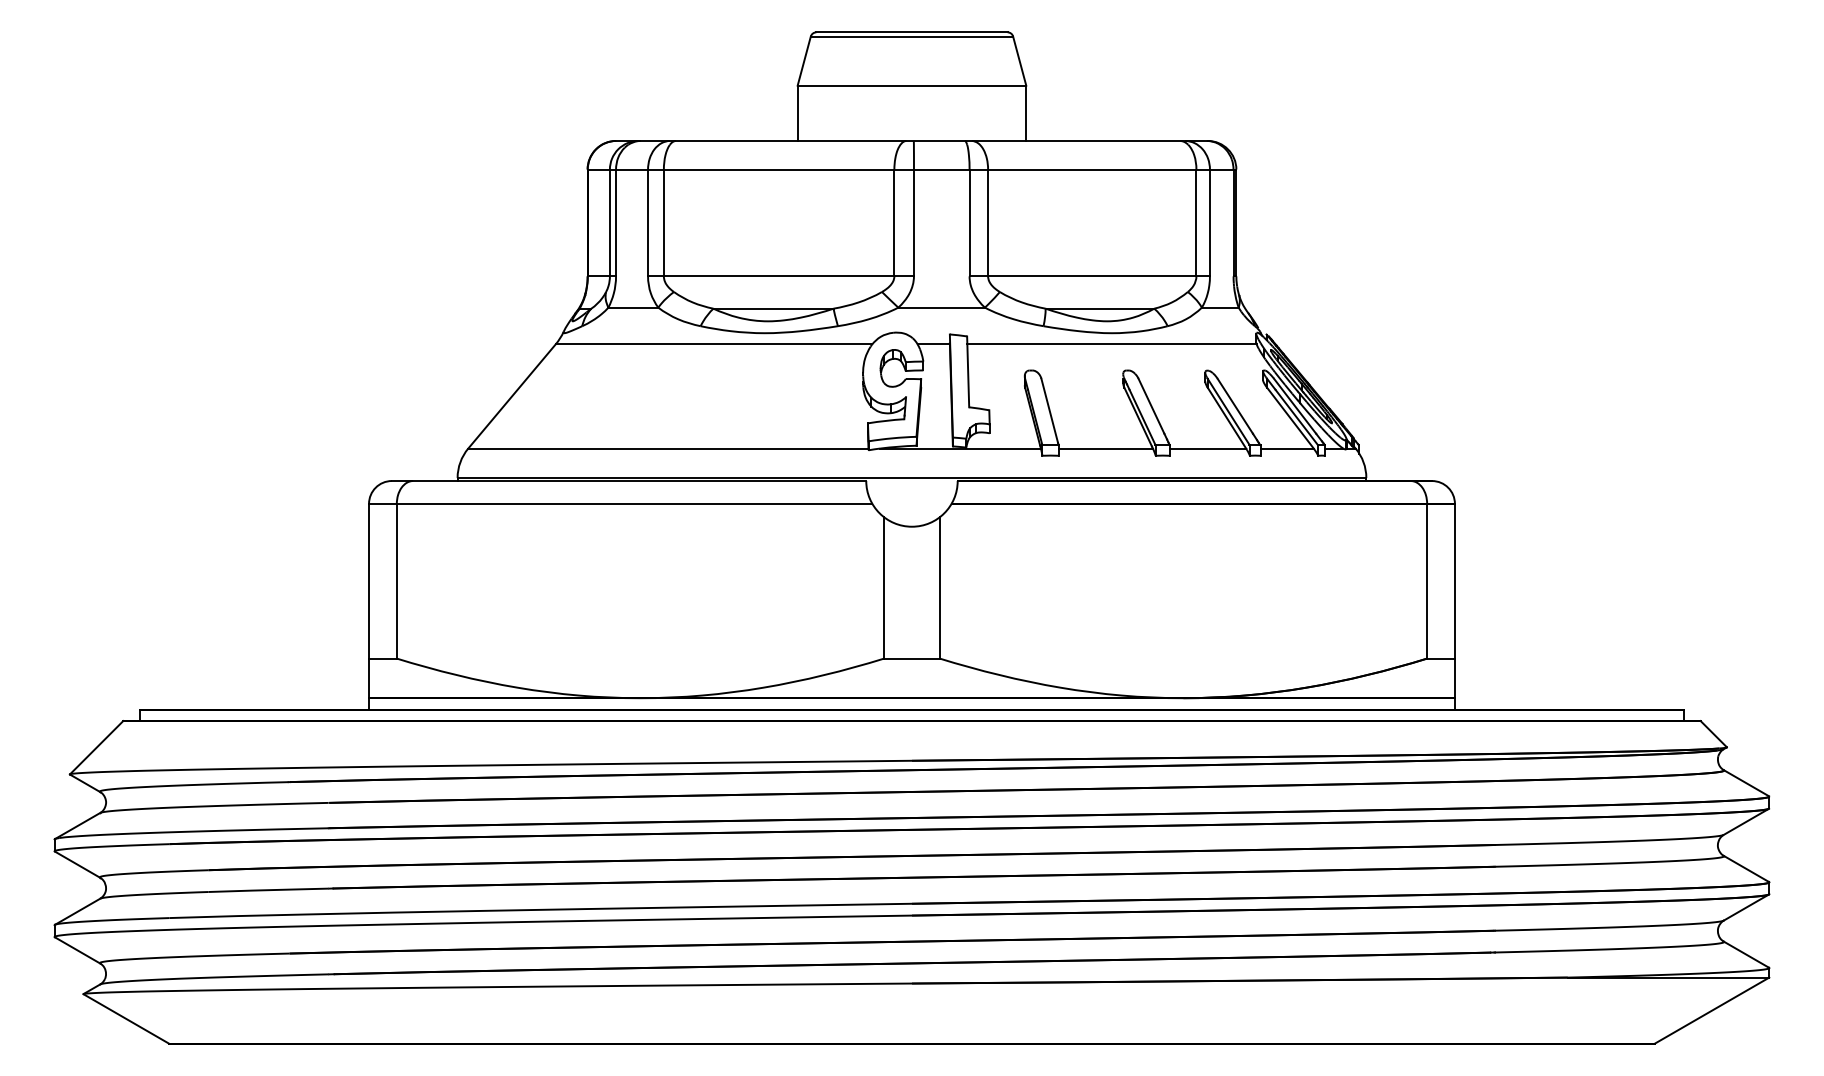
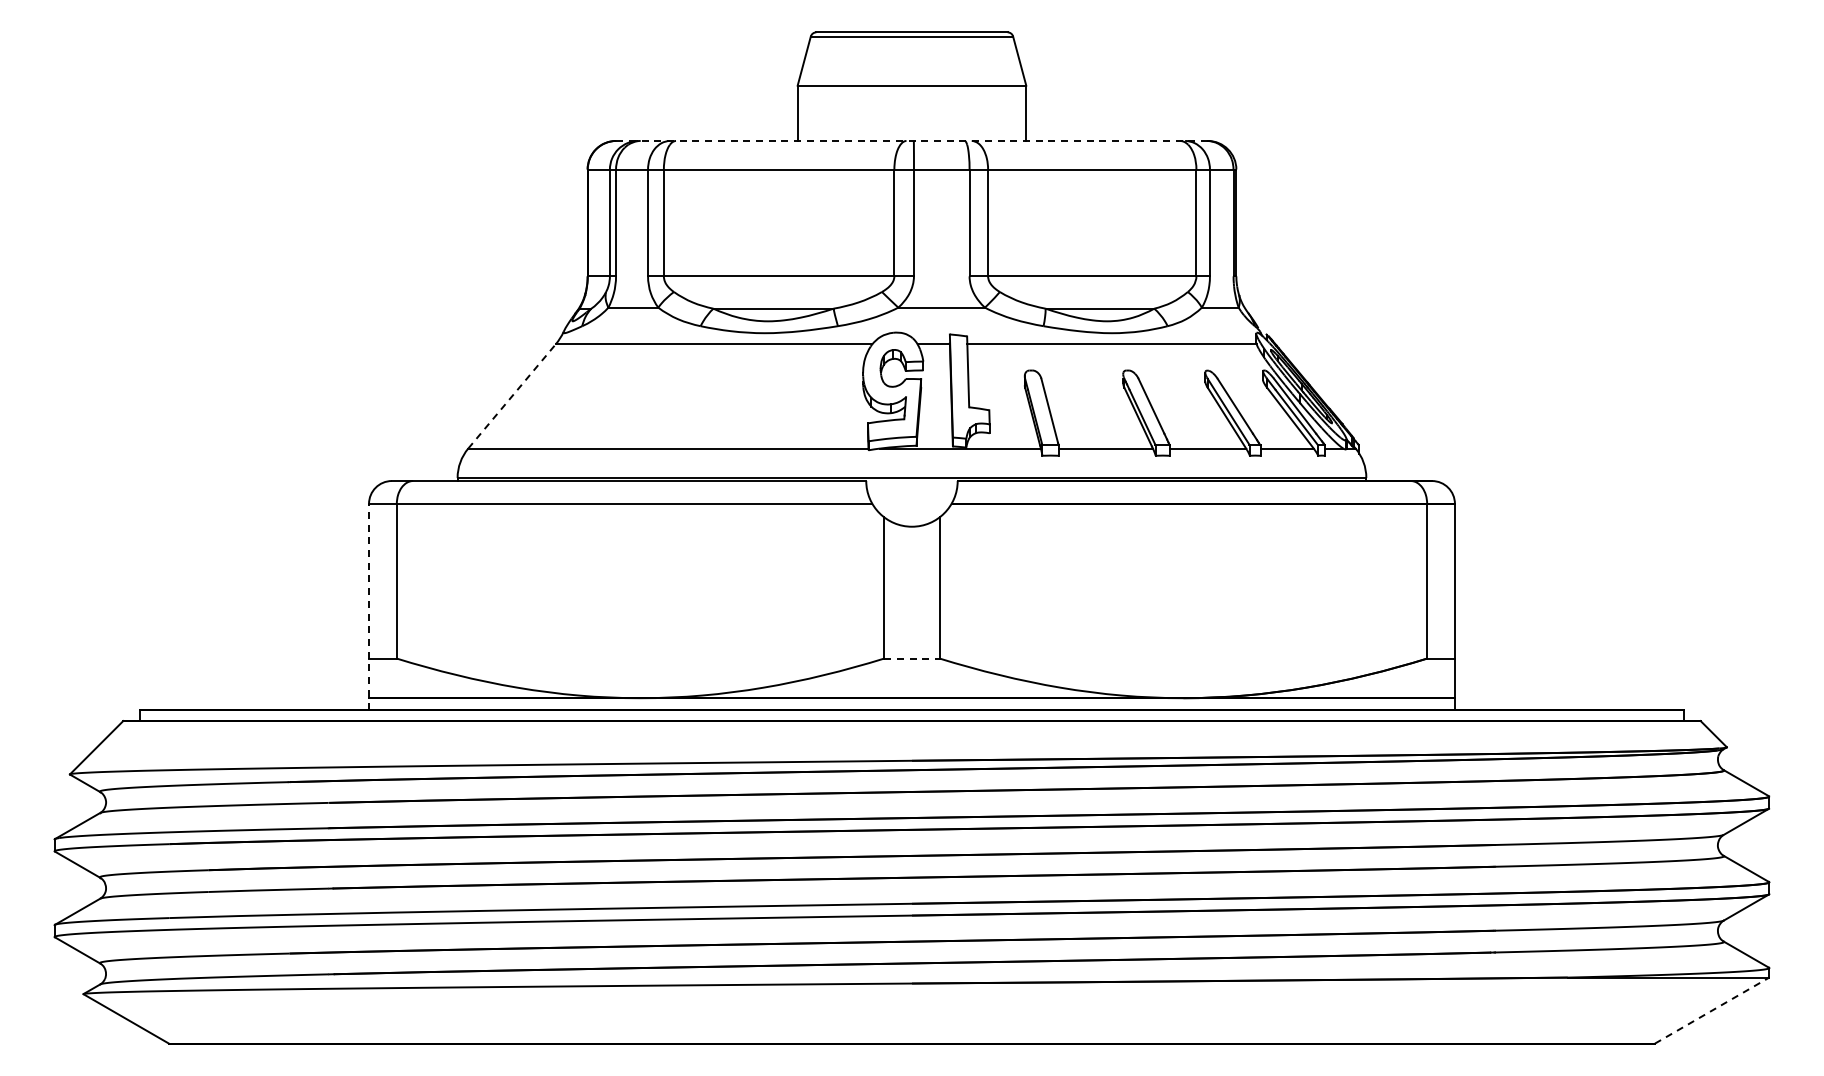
line: solid -> dashed (911, 140)
line: solid -> dashed (512, 396)
line: solid -> dashed (369, 606)
line: solid -> dashed (911, 658)
line: solid -> dashed (1712, 1010)
